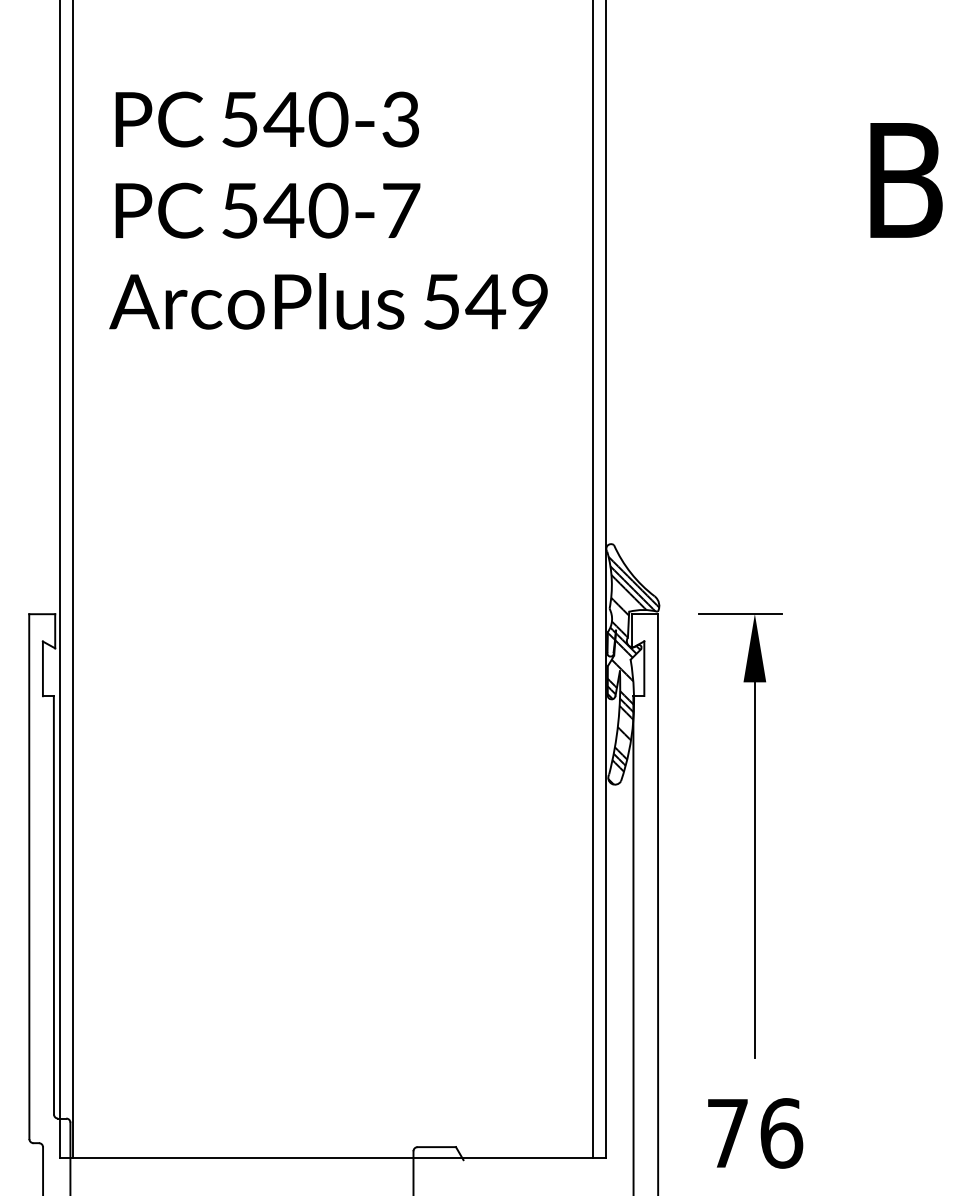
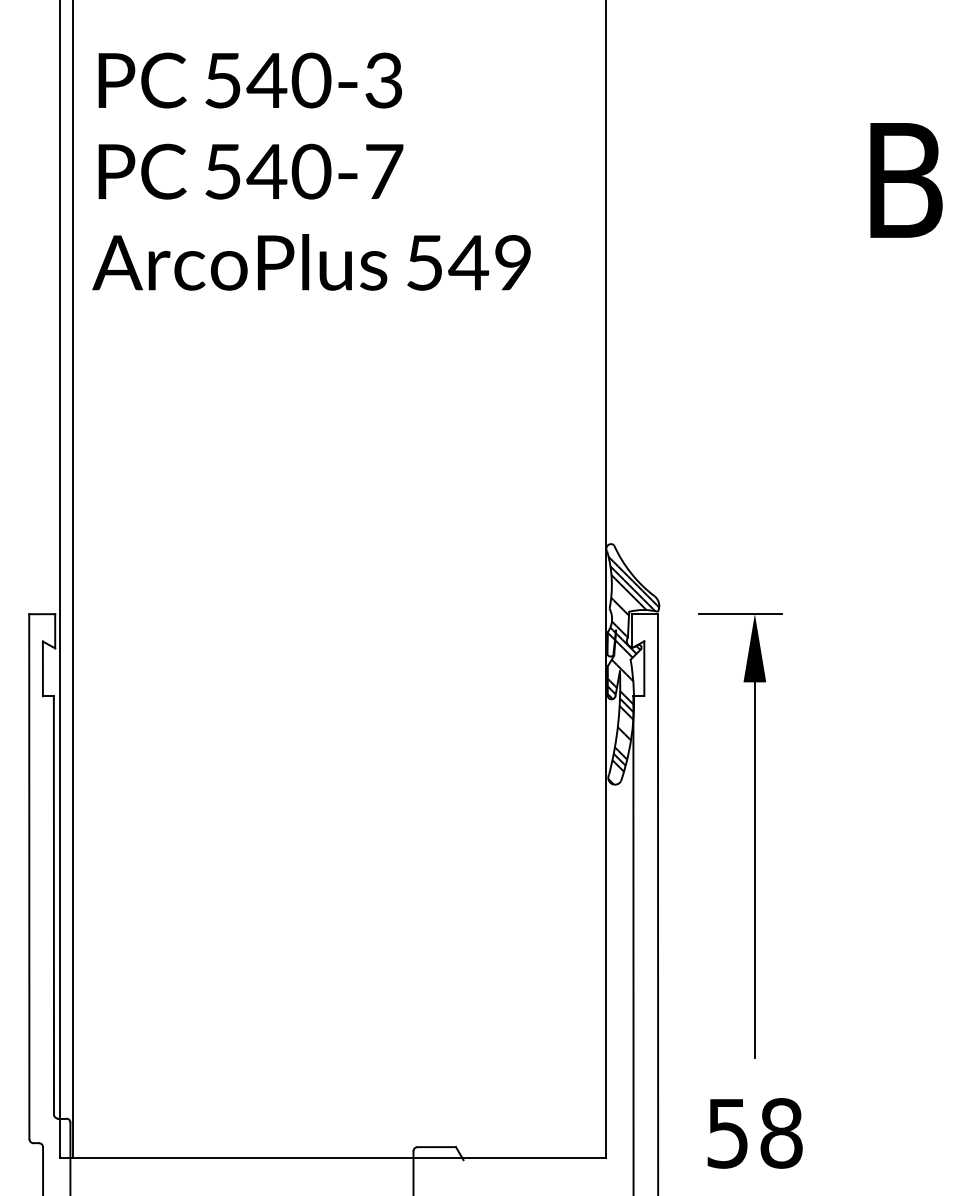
text position: (328, 210) -> (311, 171) (311, 171)
line: present -> none (592, 580)
text: 76 -> 58 (755, 1133)
